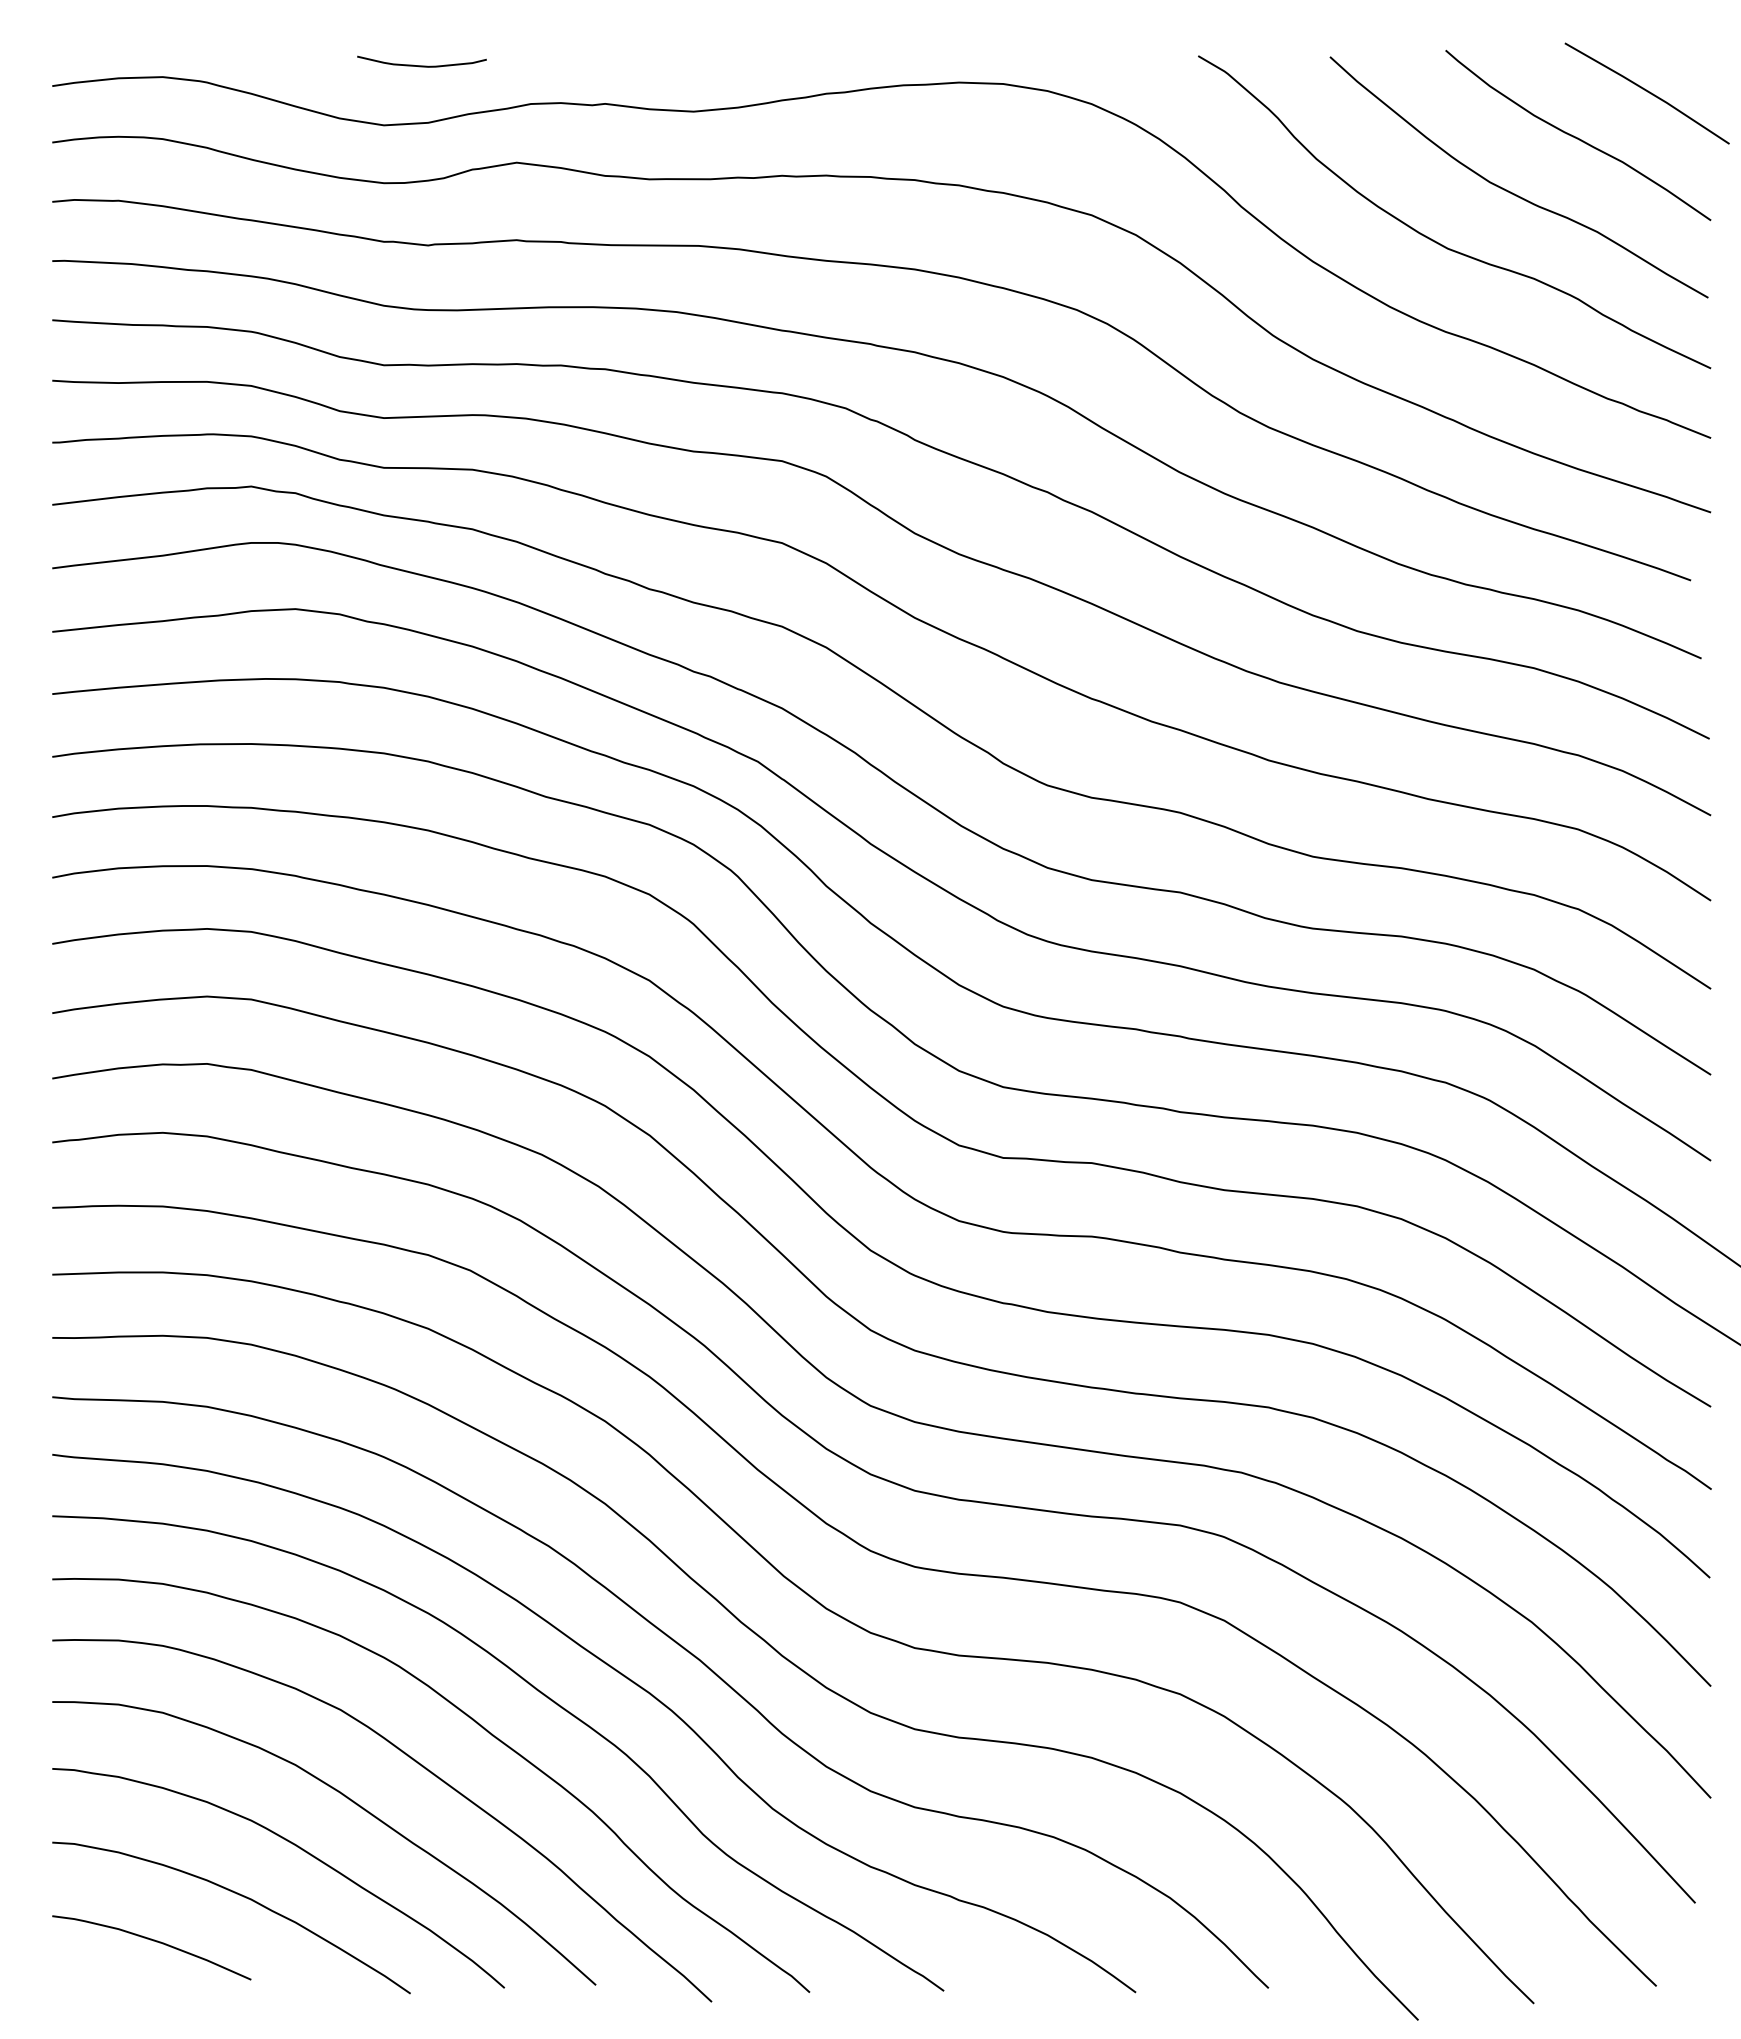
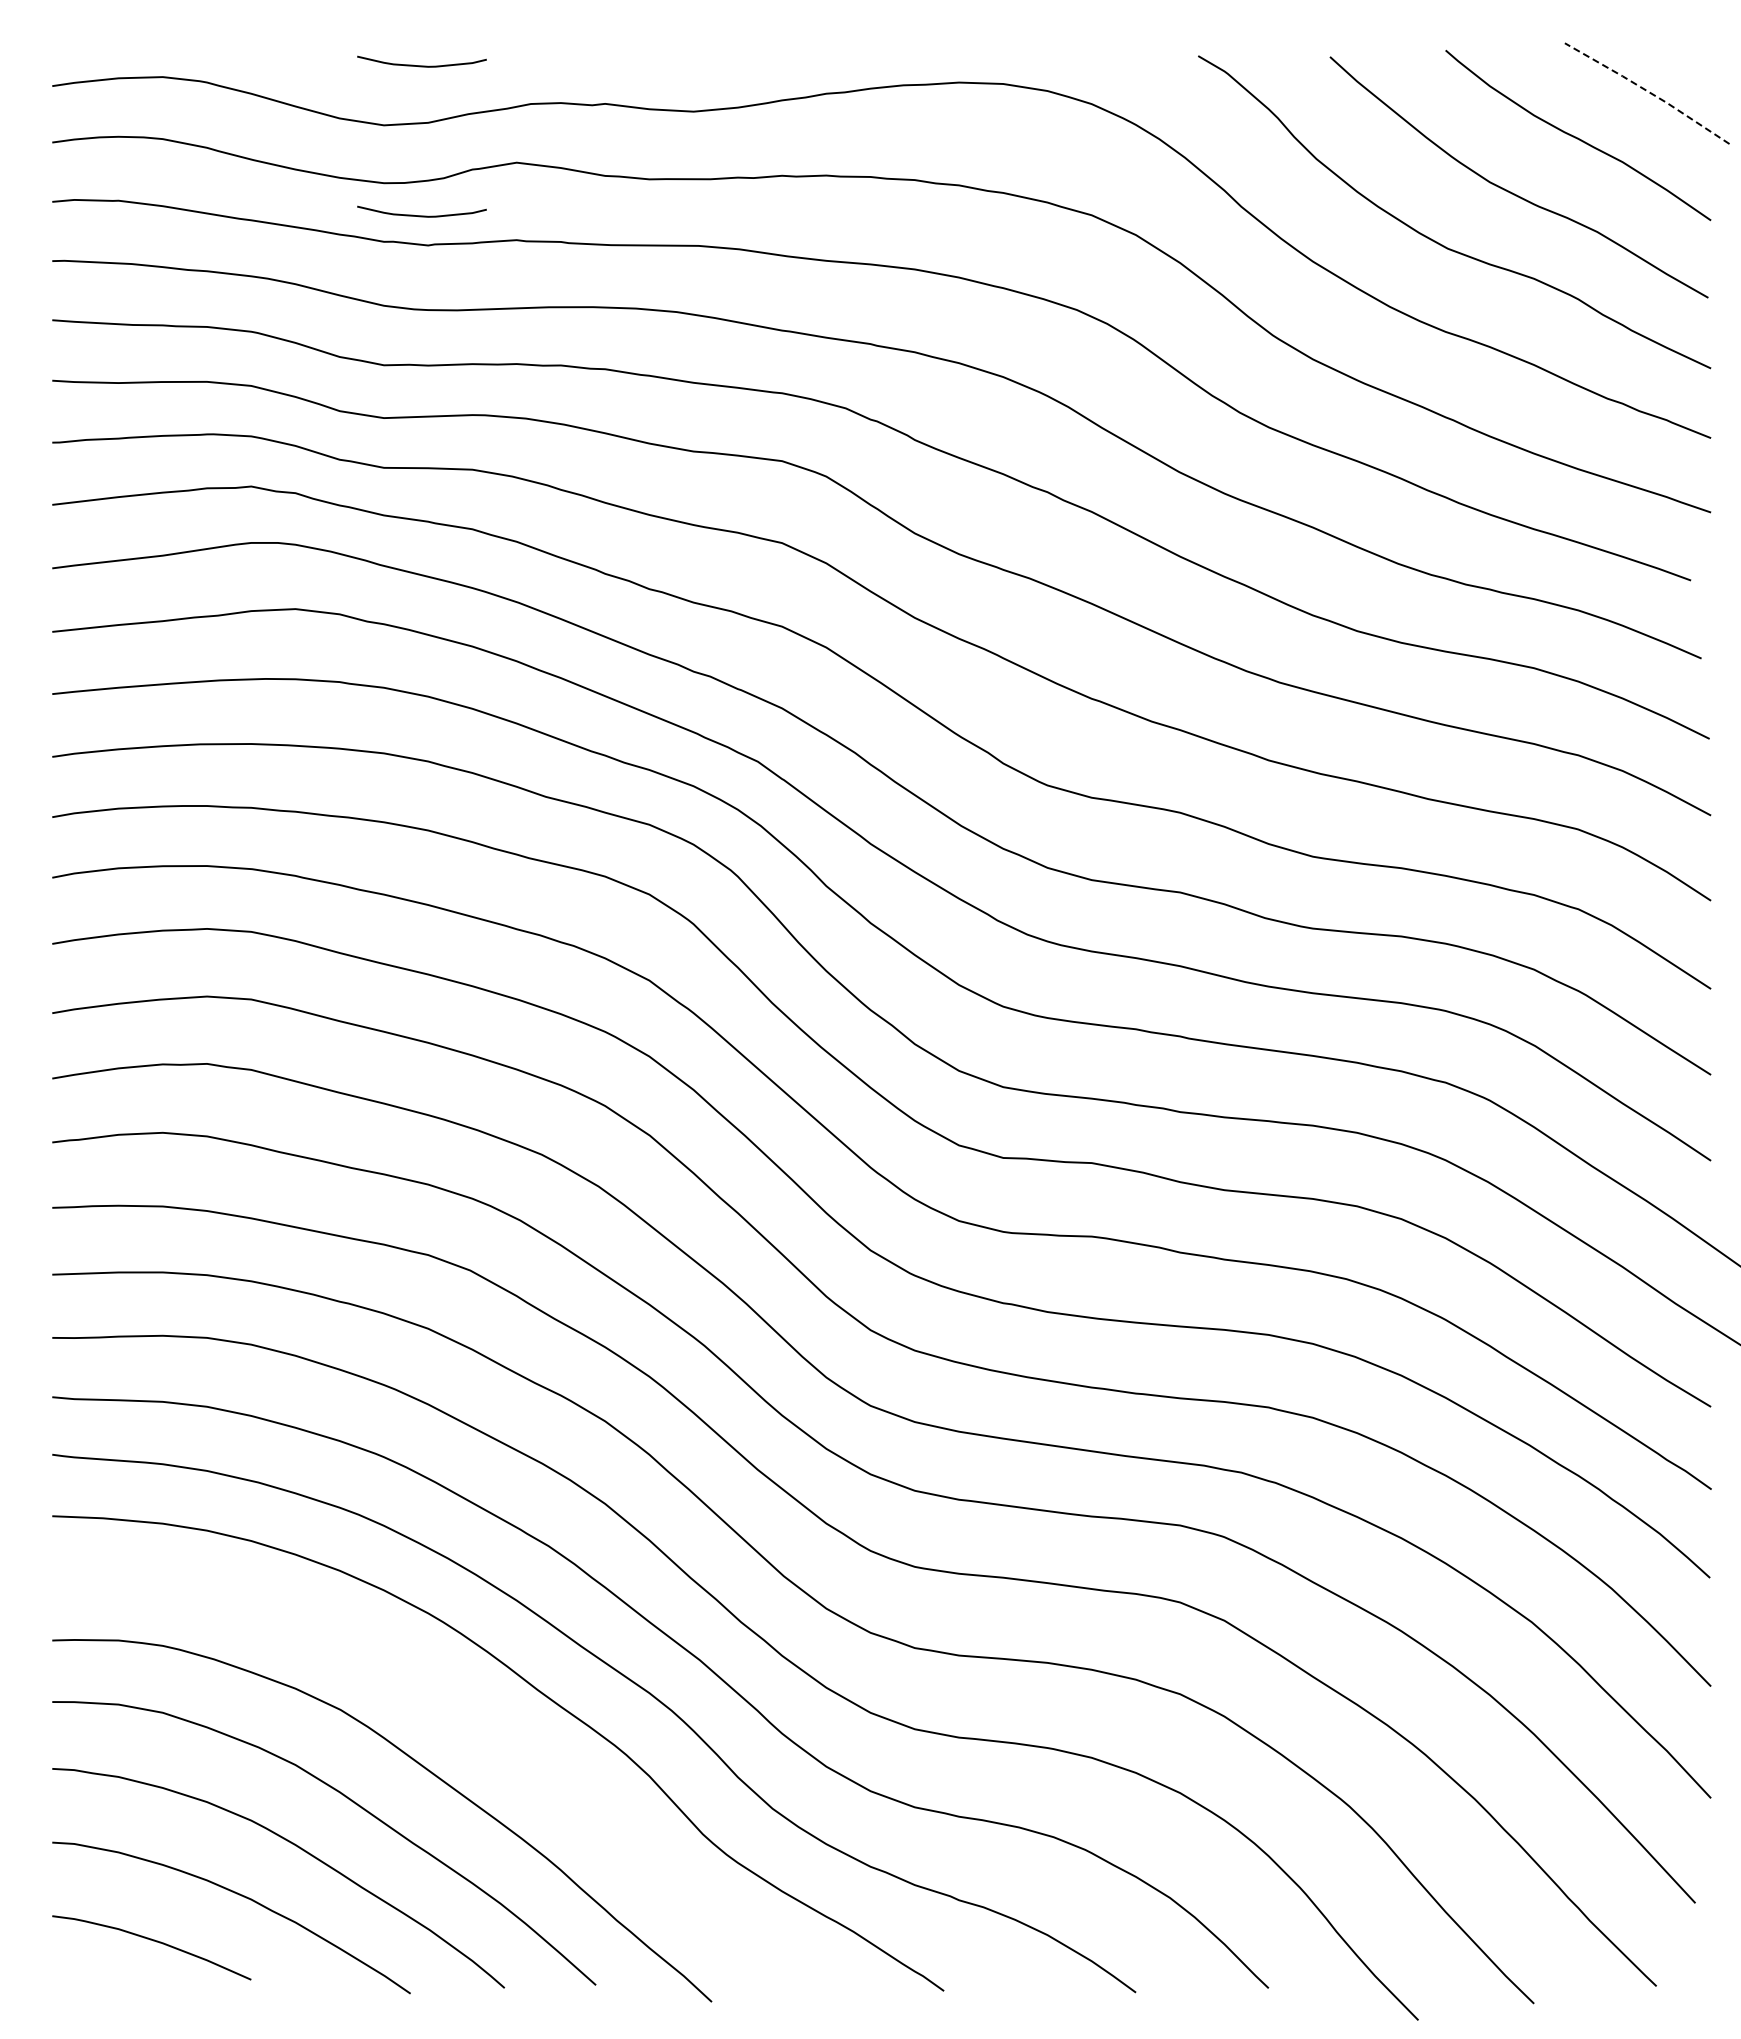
line: solid -> dashed (1648, 91)
curve: none -> present (421, 215)
curve: present -> none (478, 1725)
